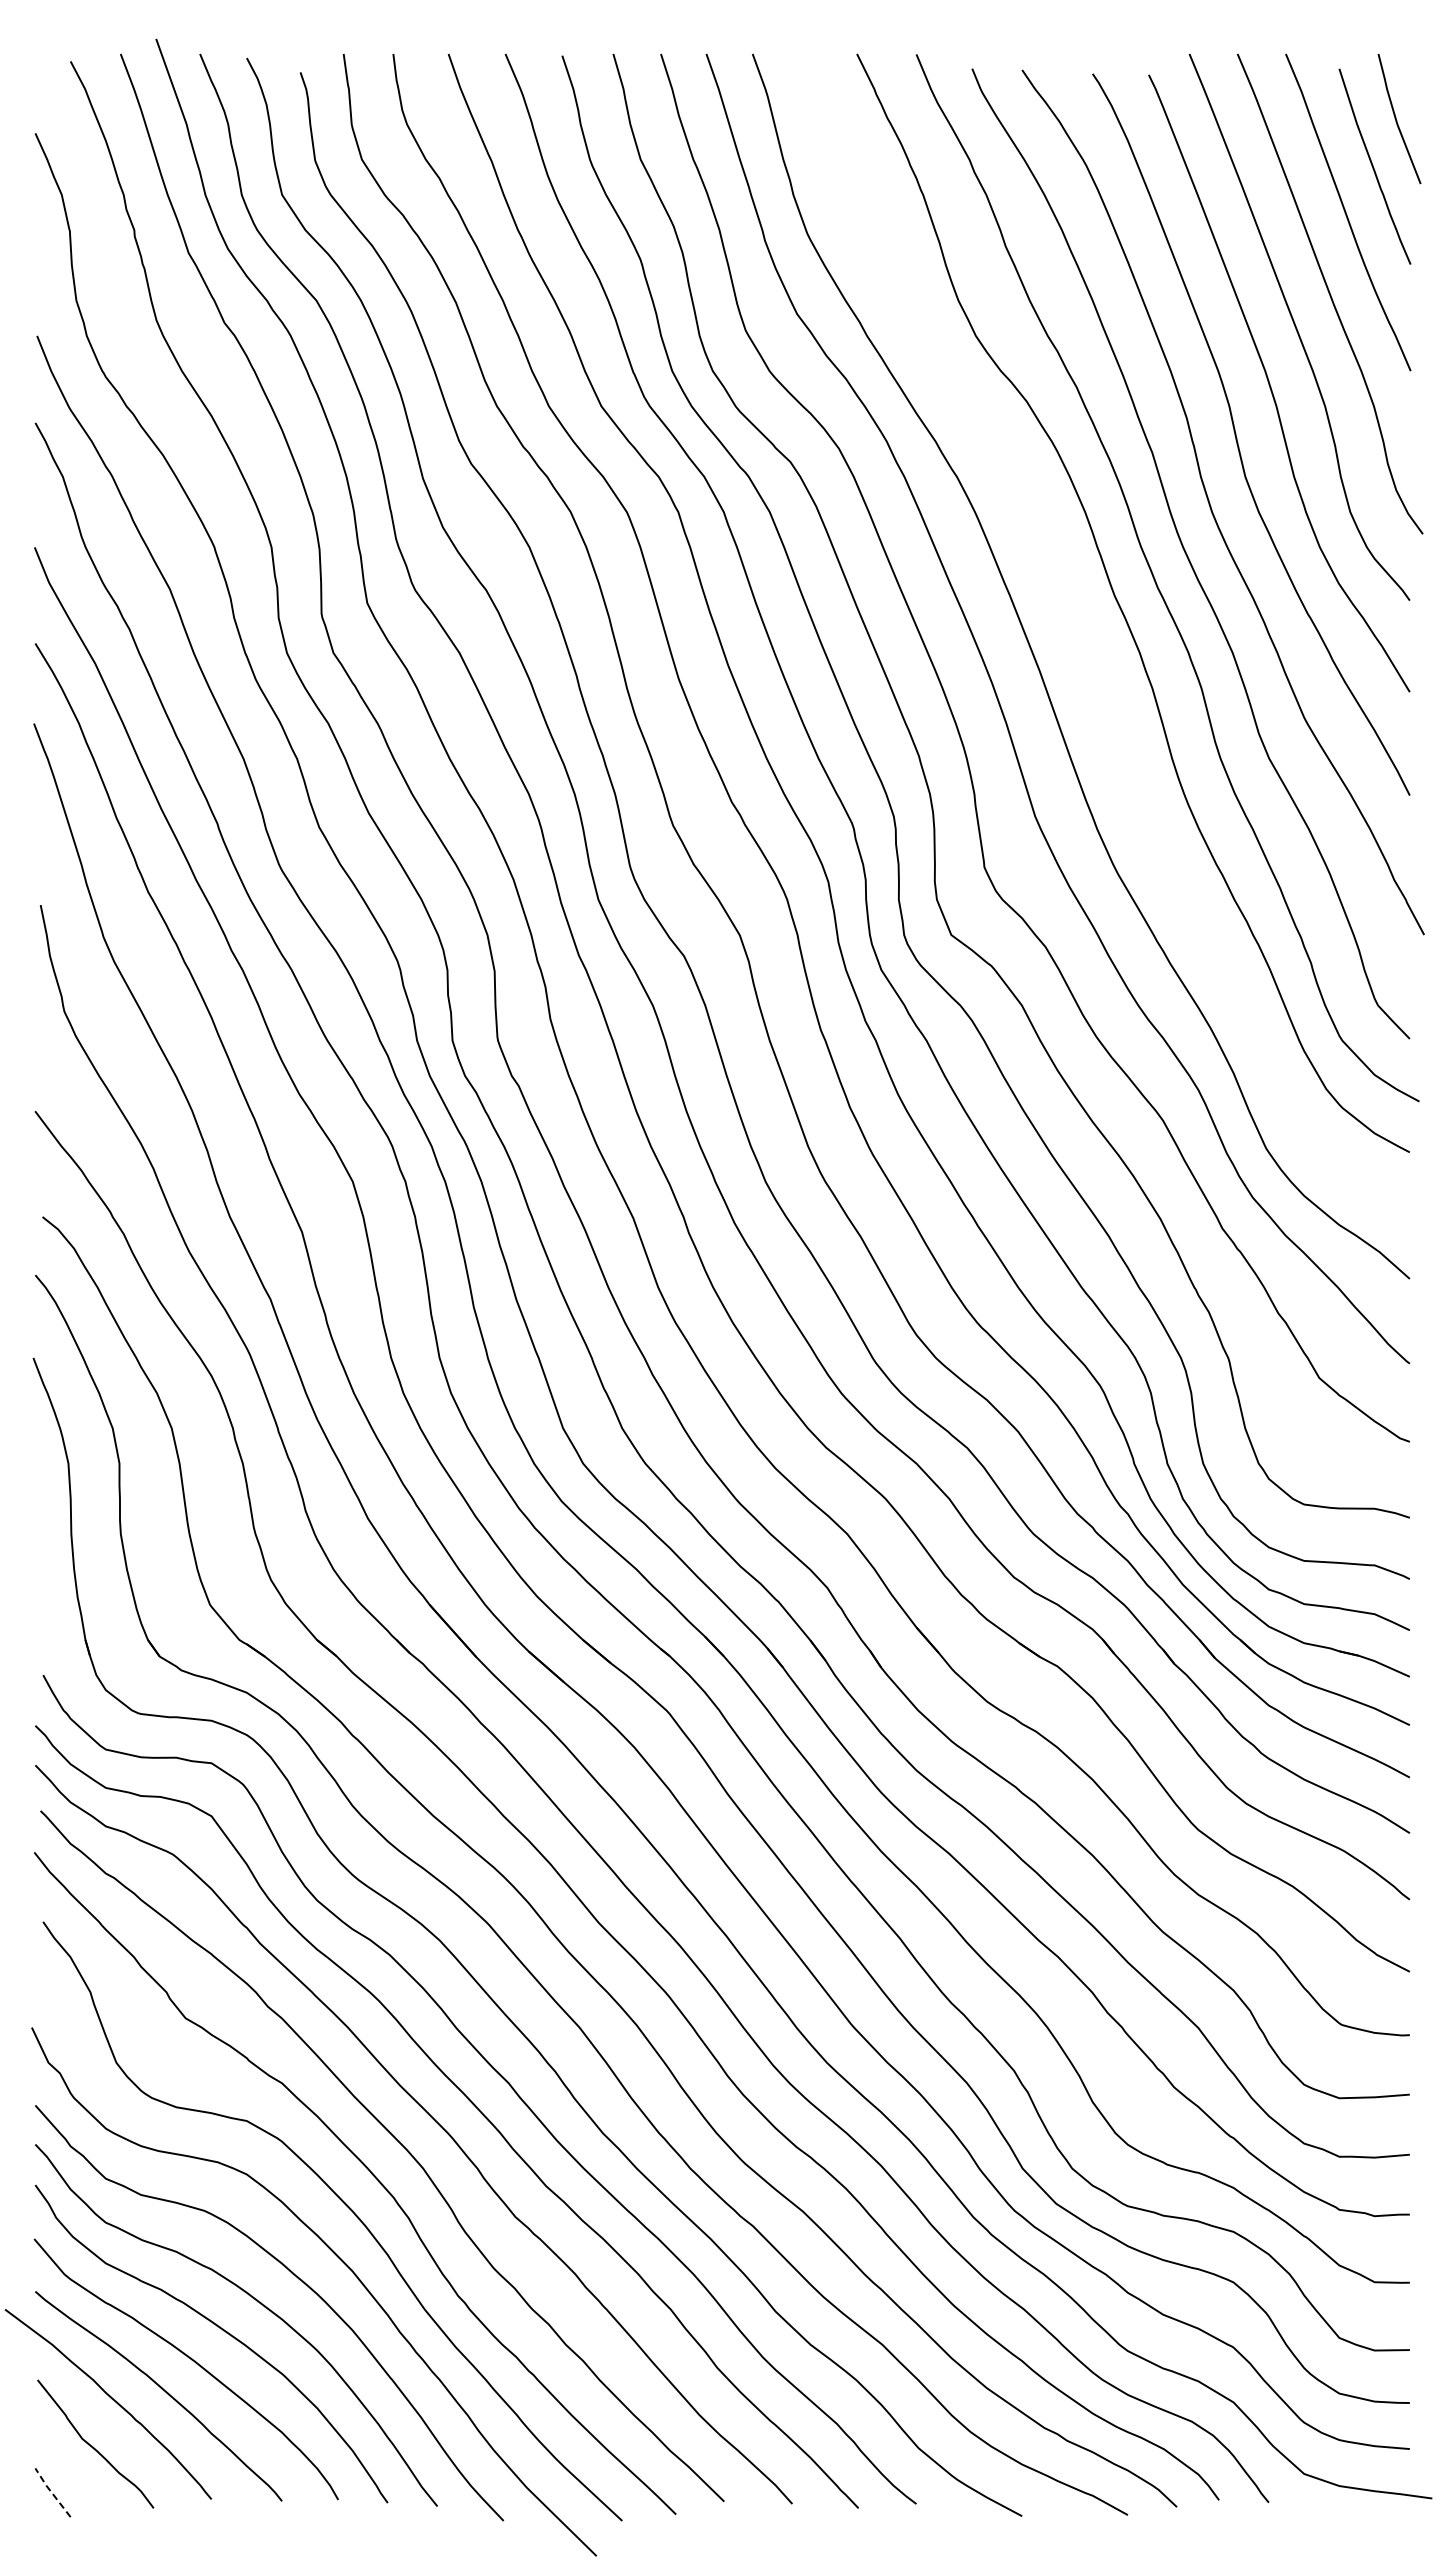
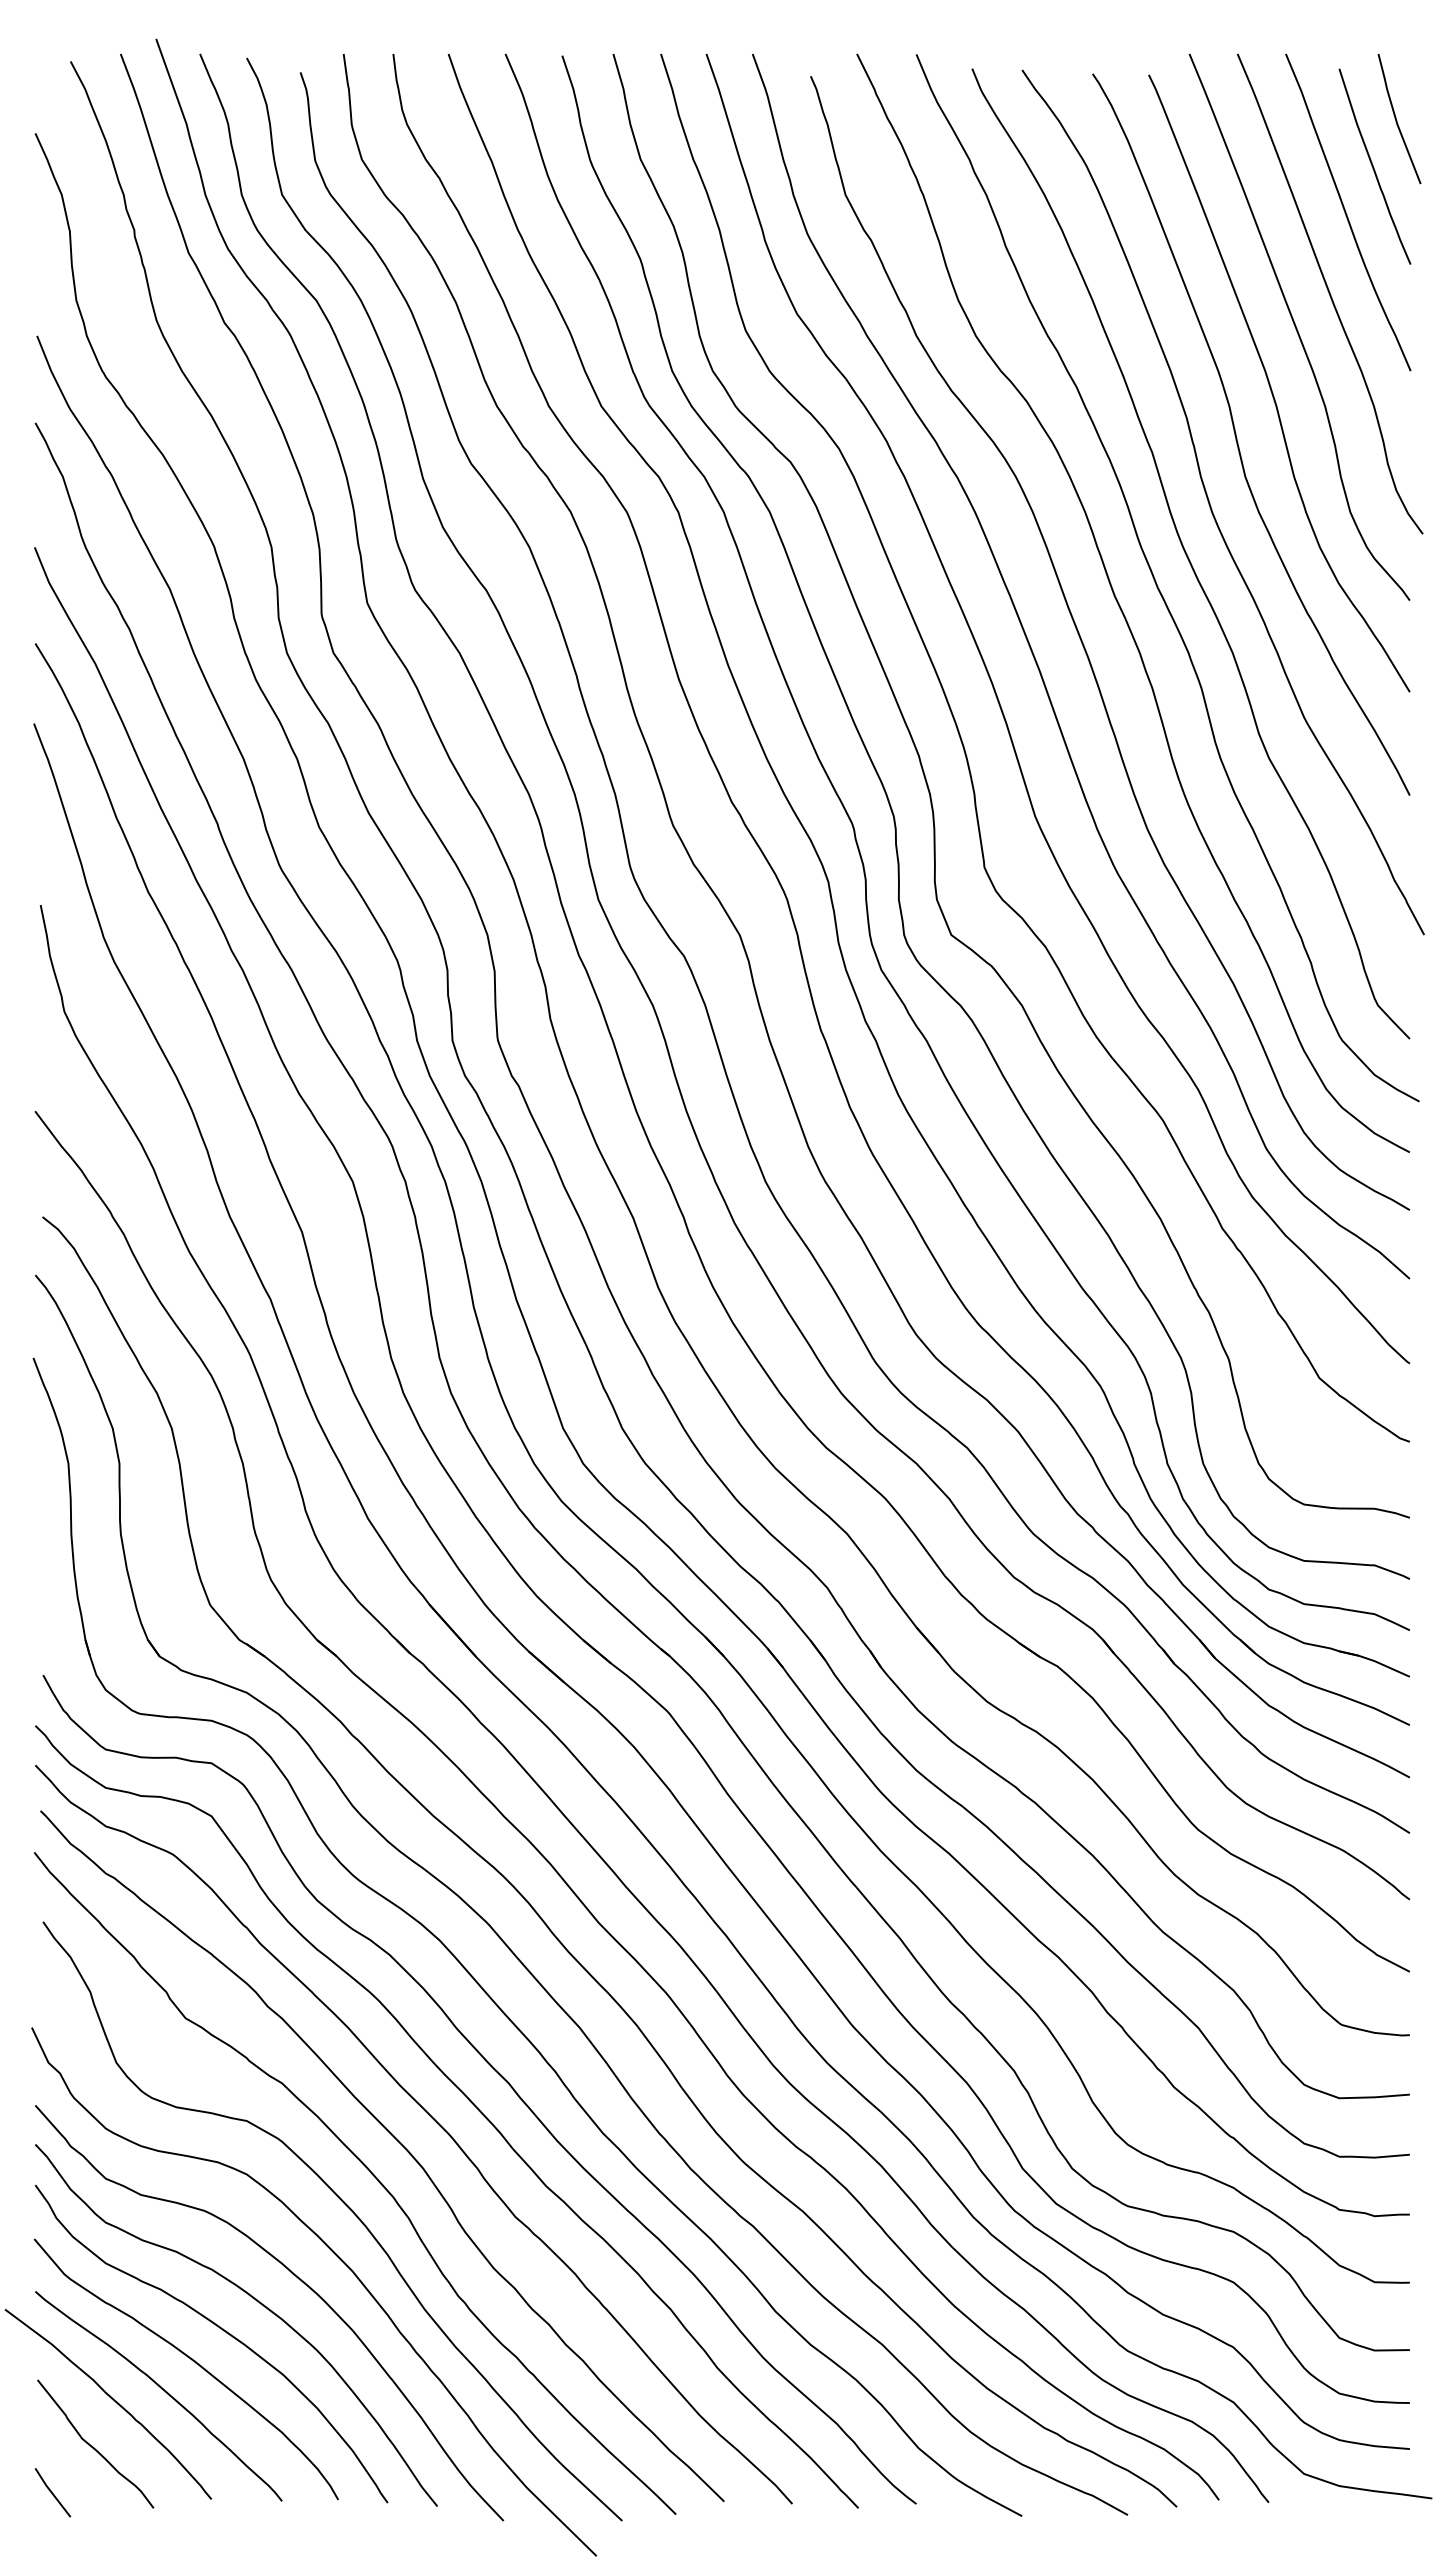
curve: none -> present (1087, 652)
line: dashed -> solid (51, 2492)
